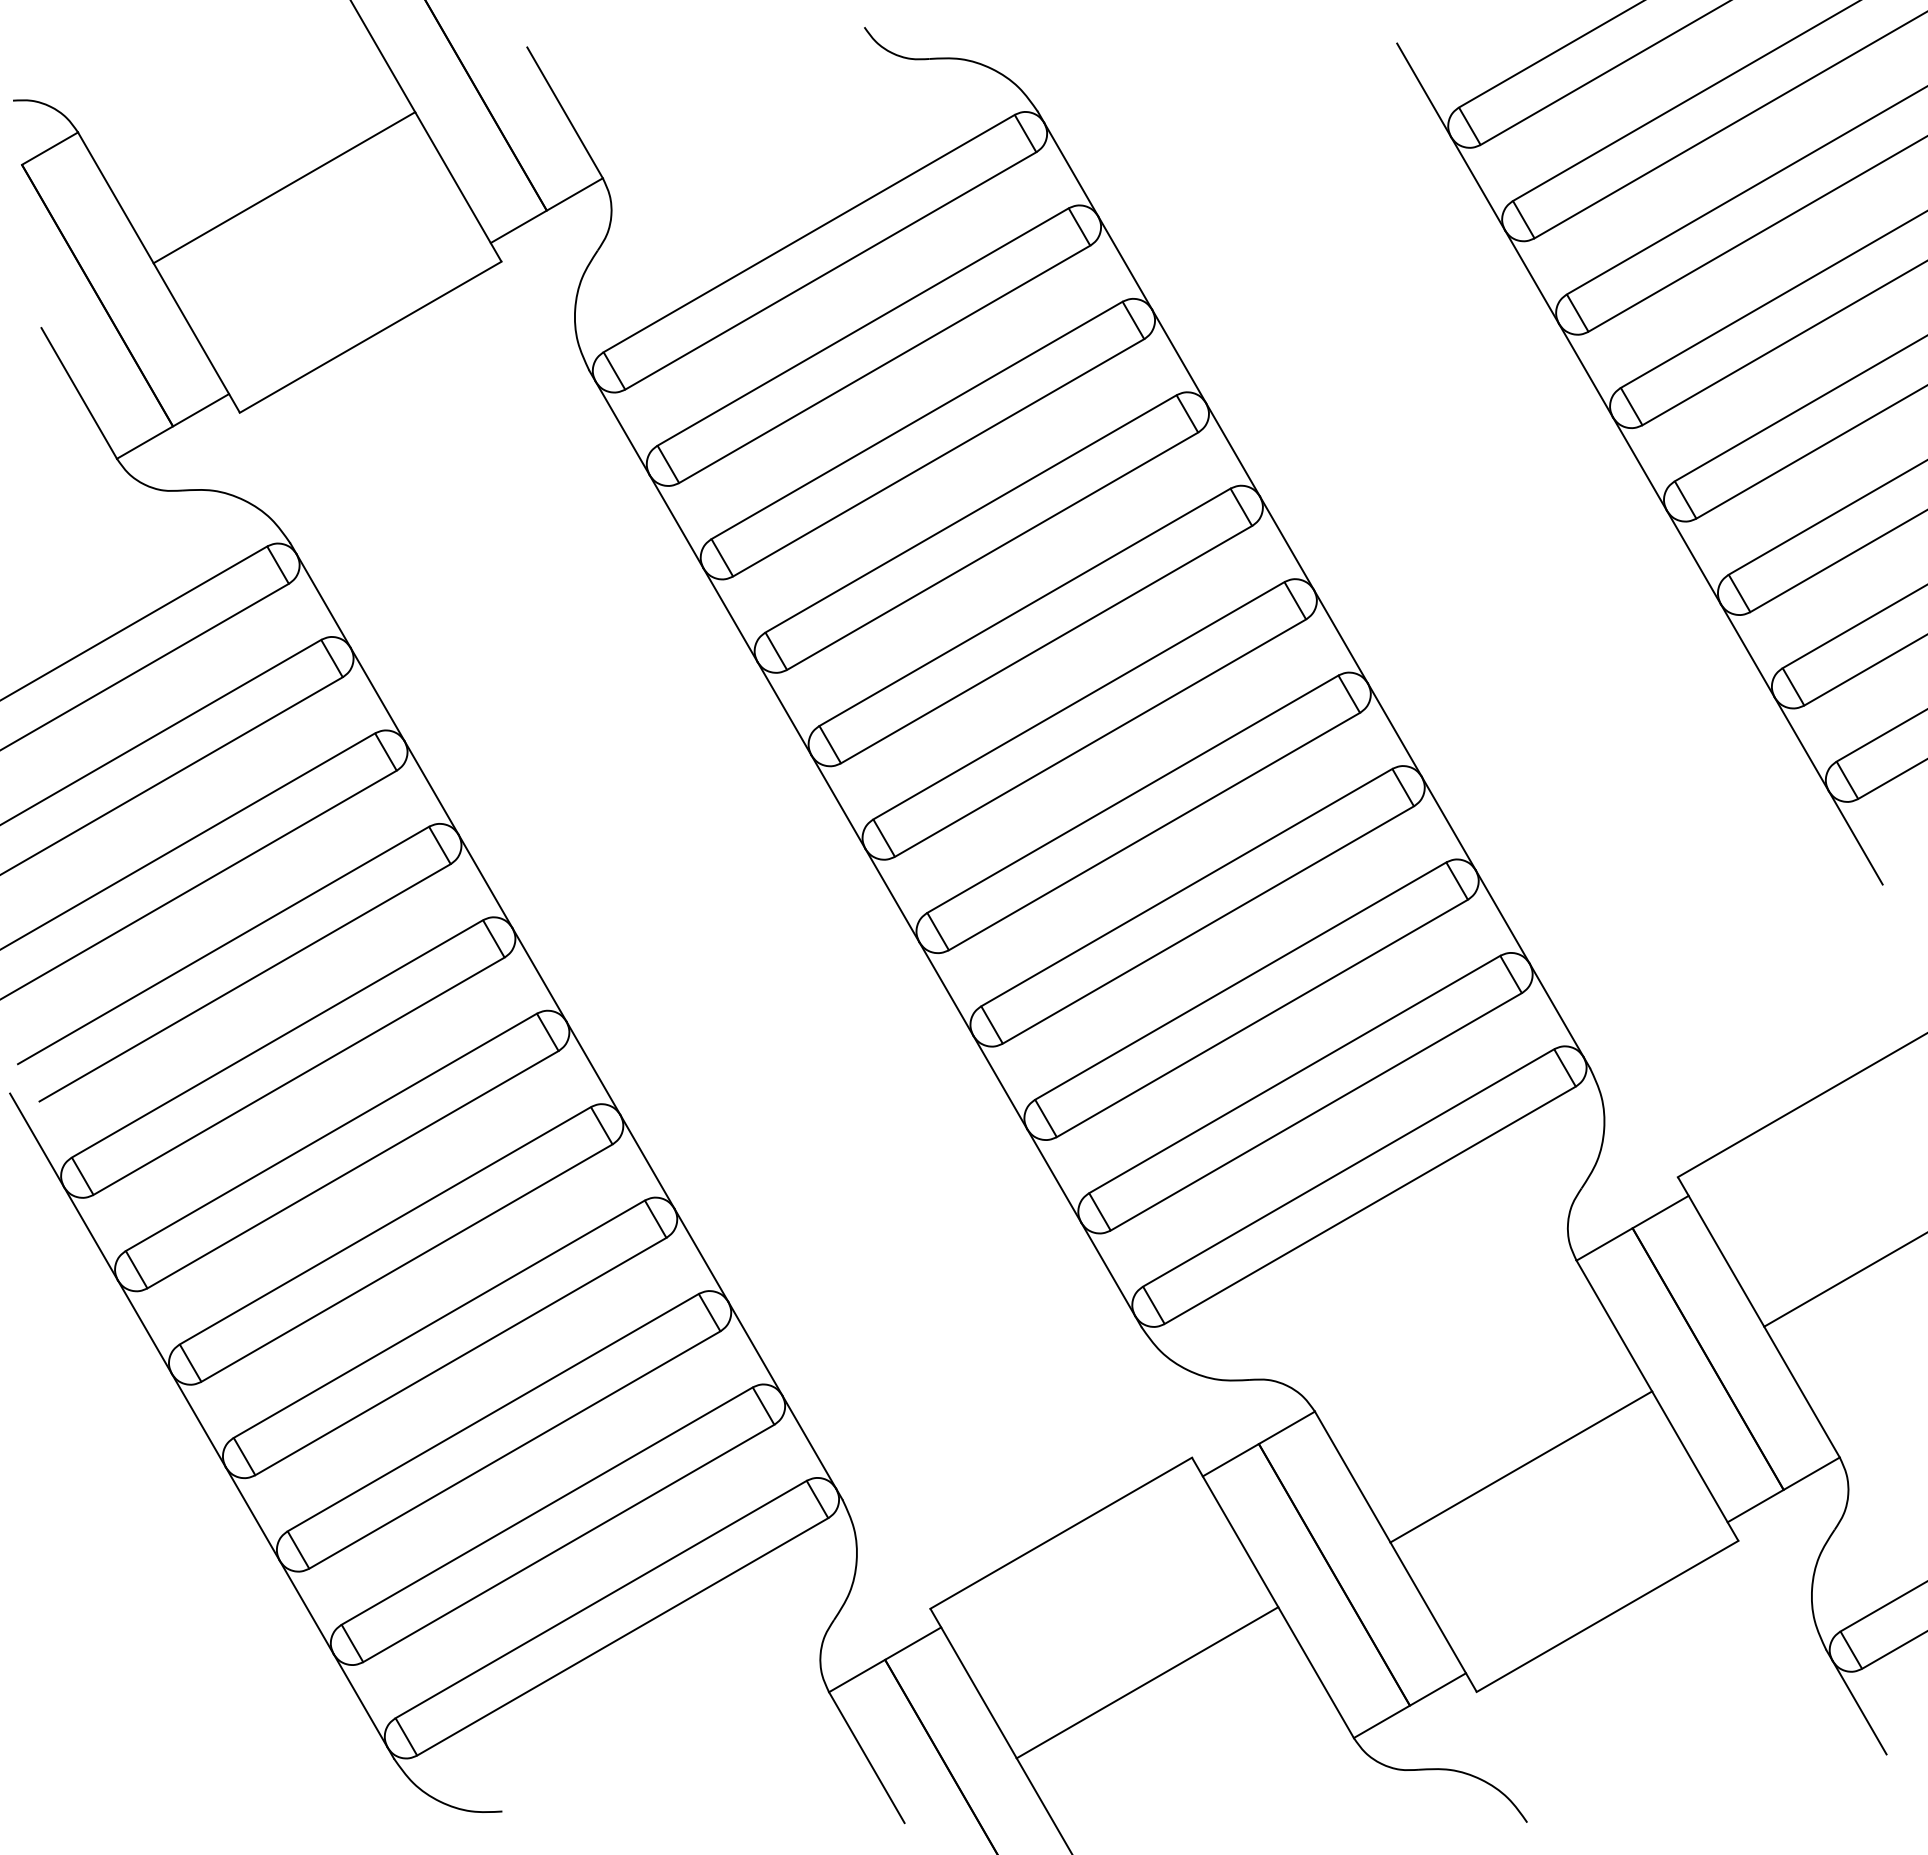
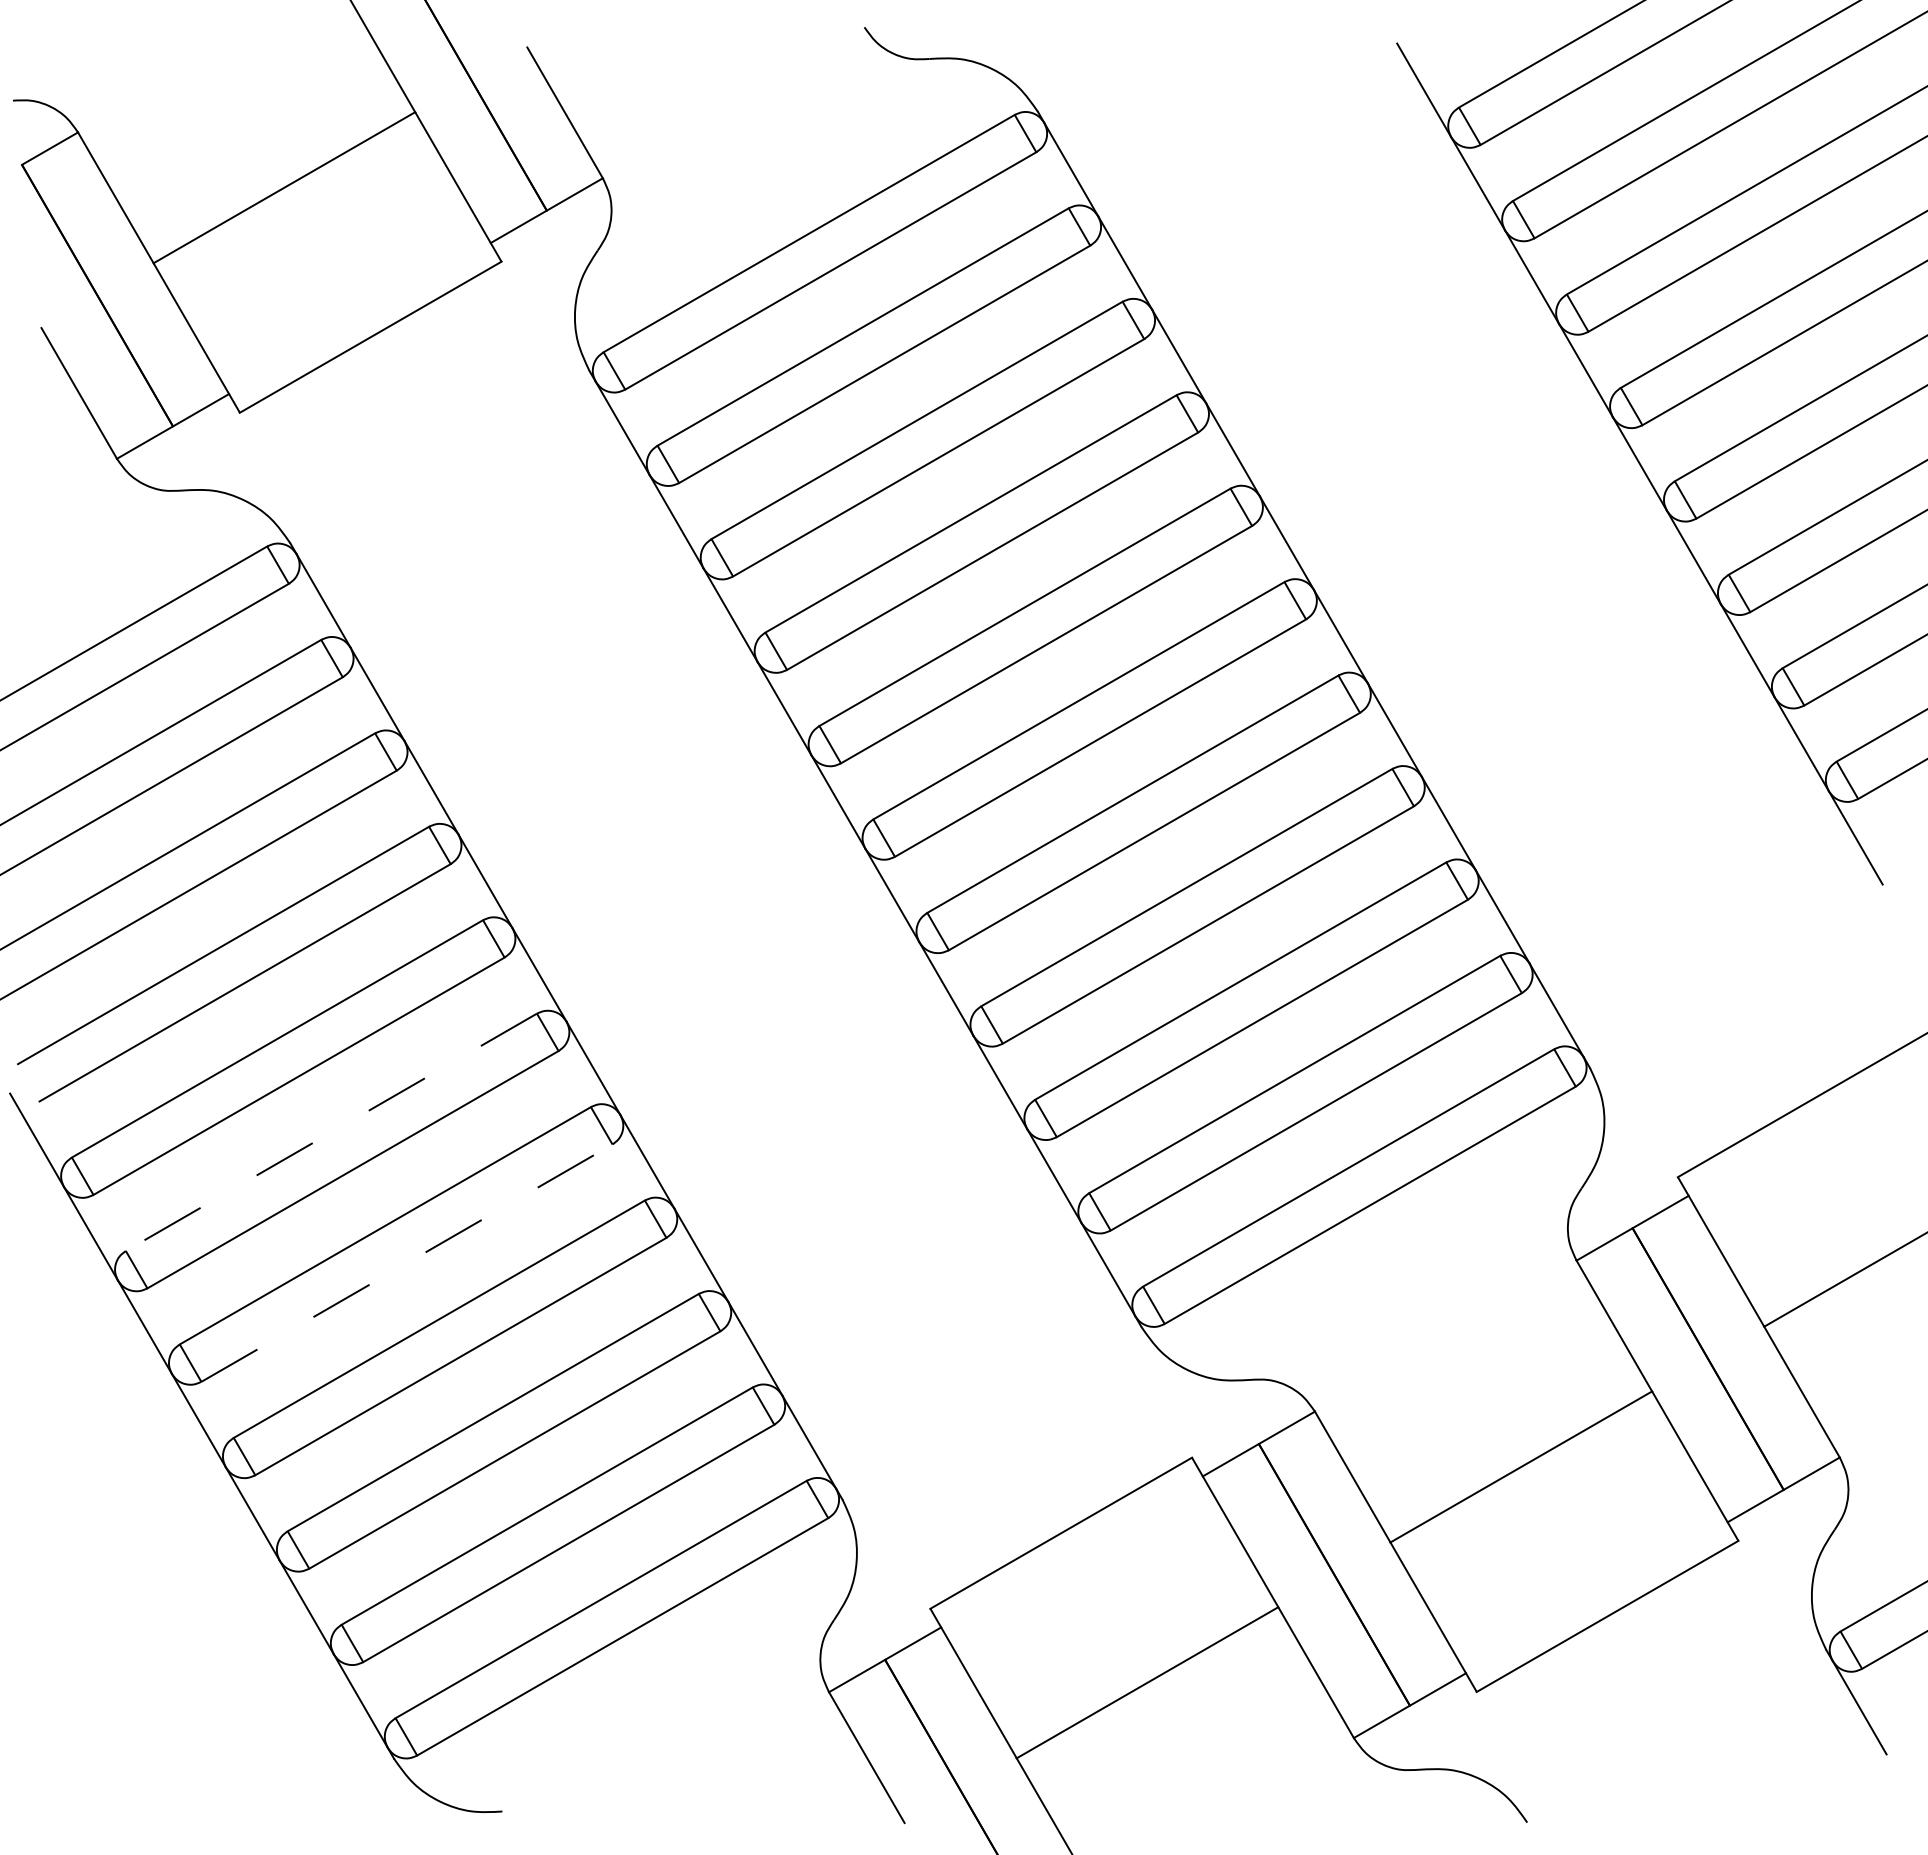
line: solid -> dashed (330, 1132)
line: solid -> dashed (407, 1262)
